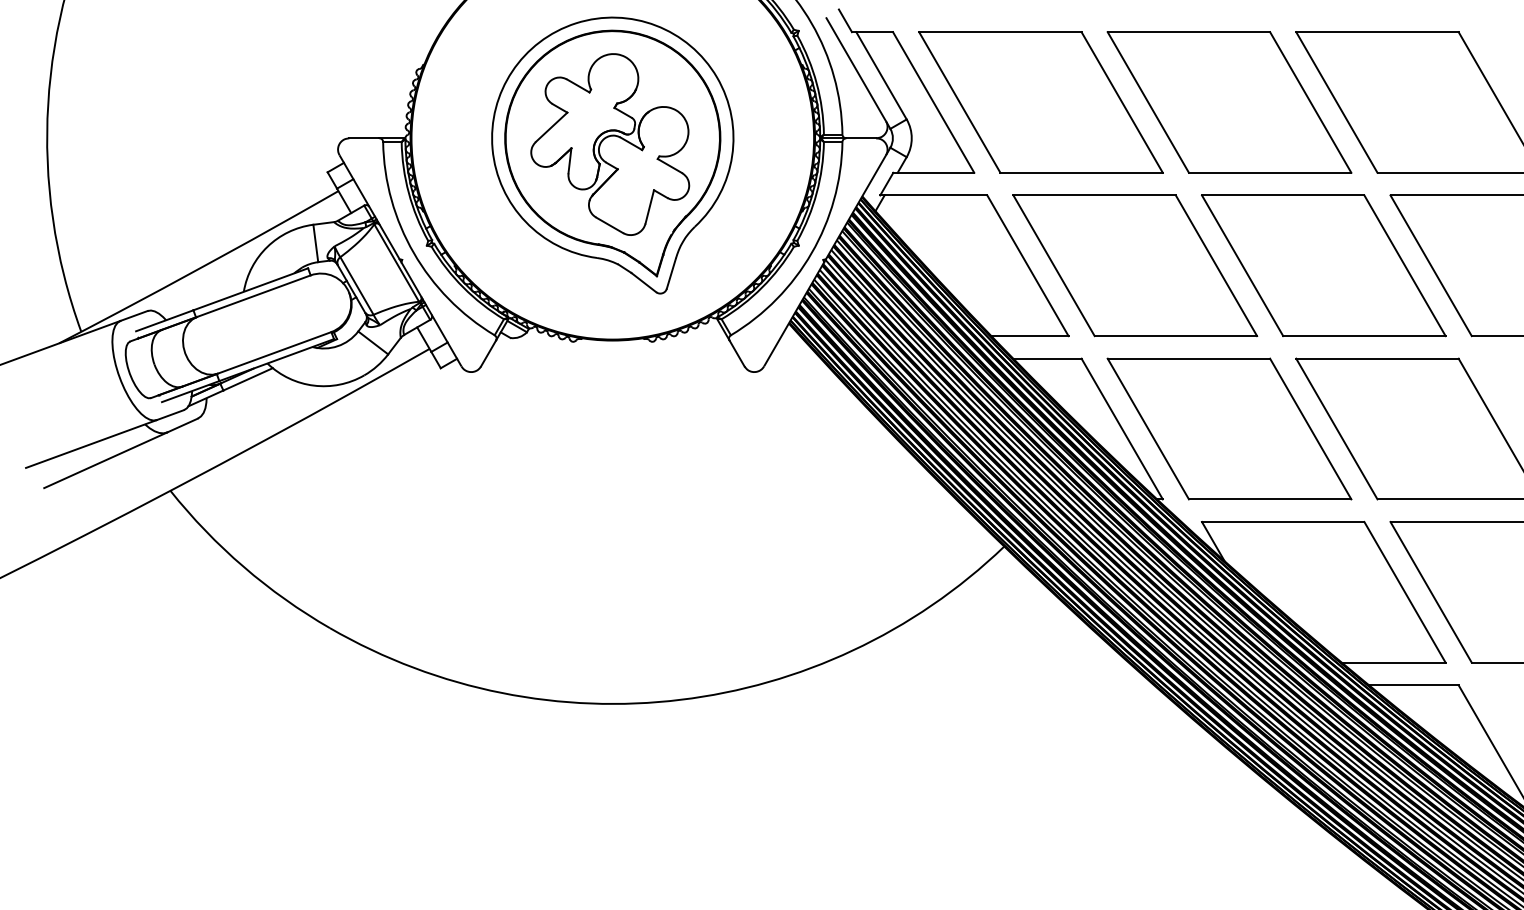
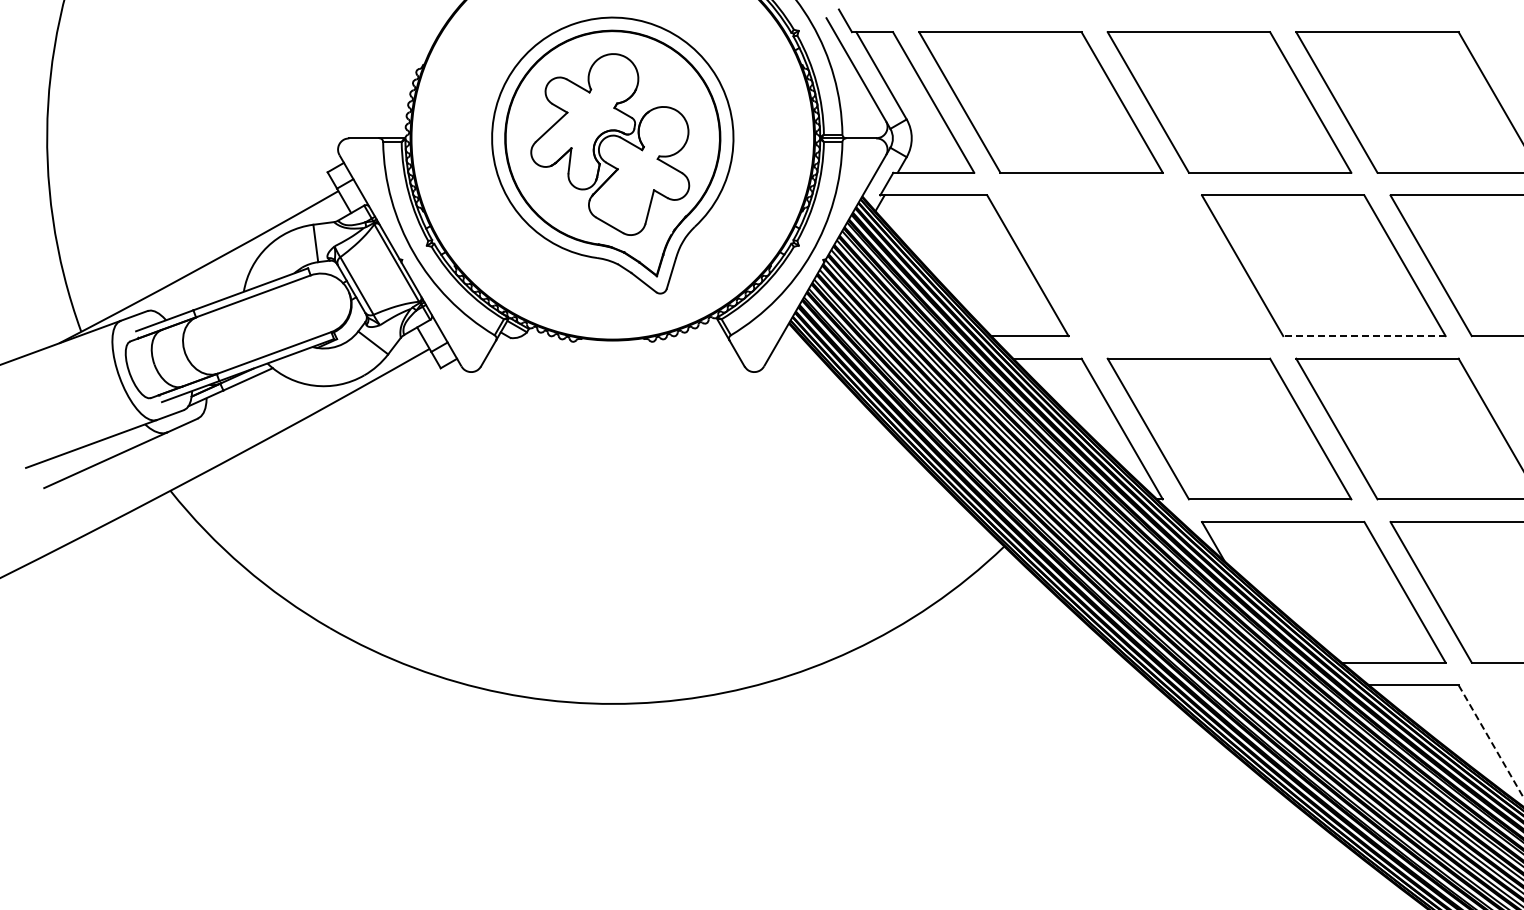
part: present -> none (1135, 265)
line: solid -> dashed (1363, 336)
line: solid -> dashed (1491, 742)
